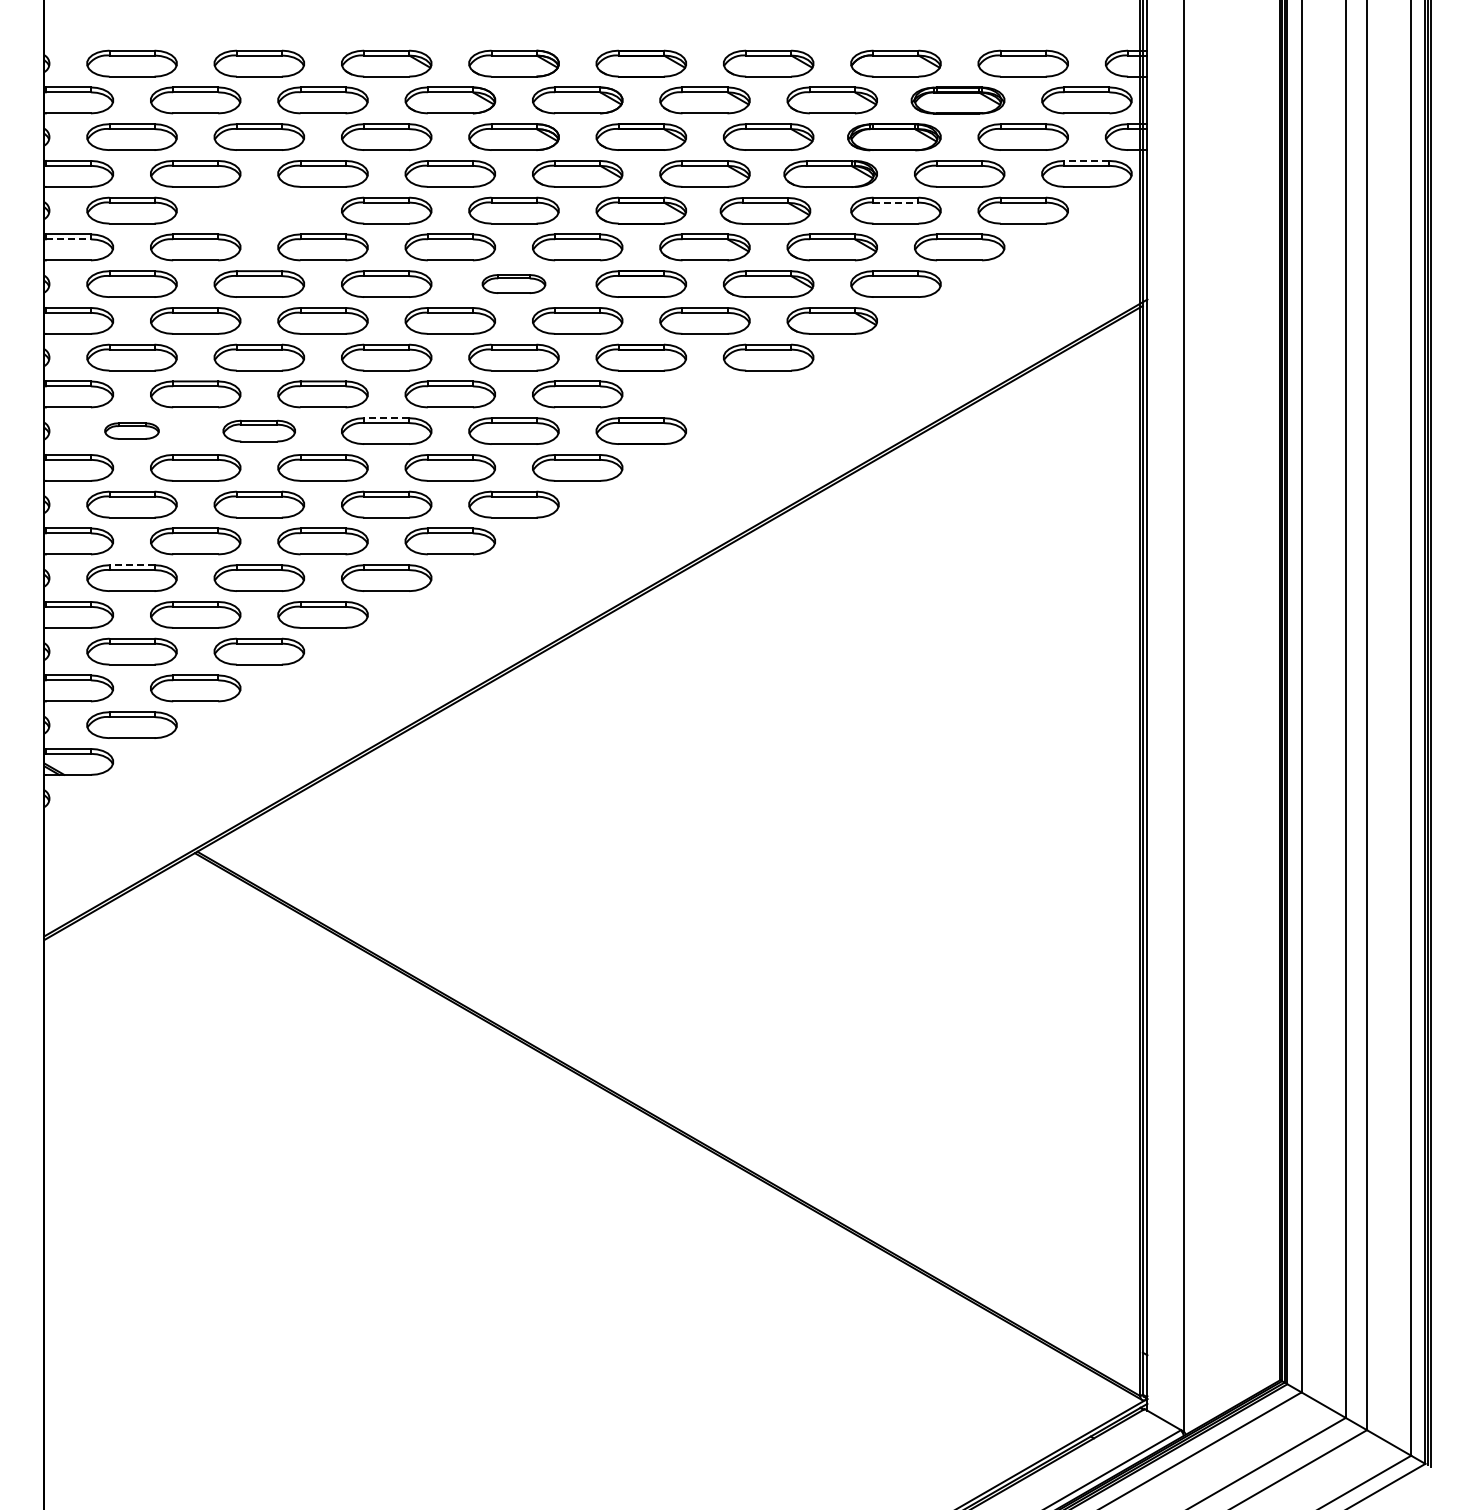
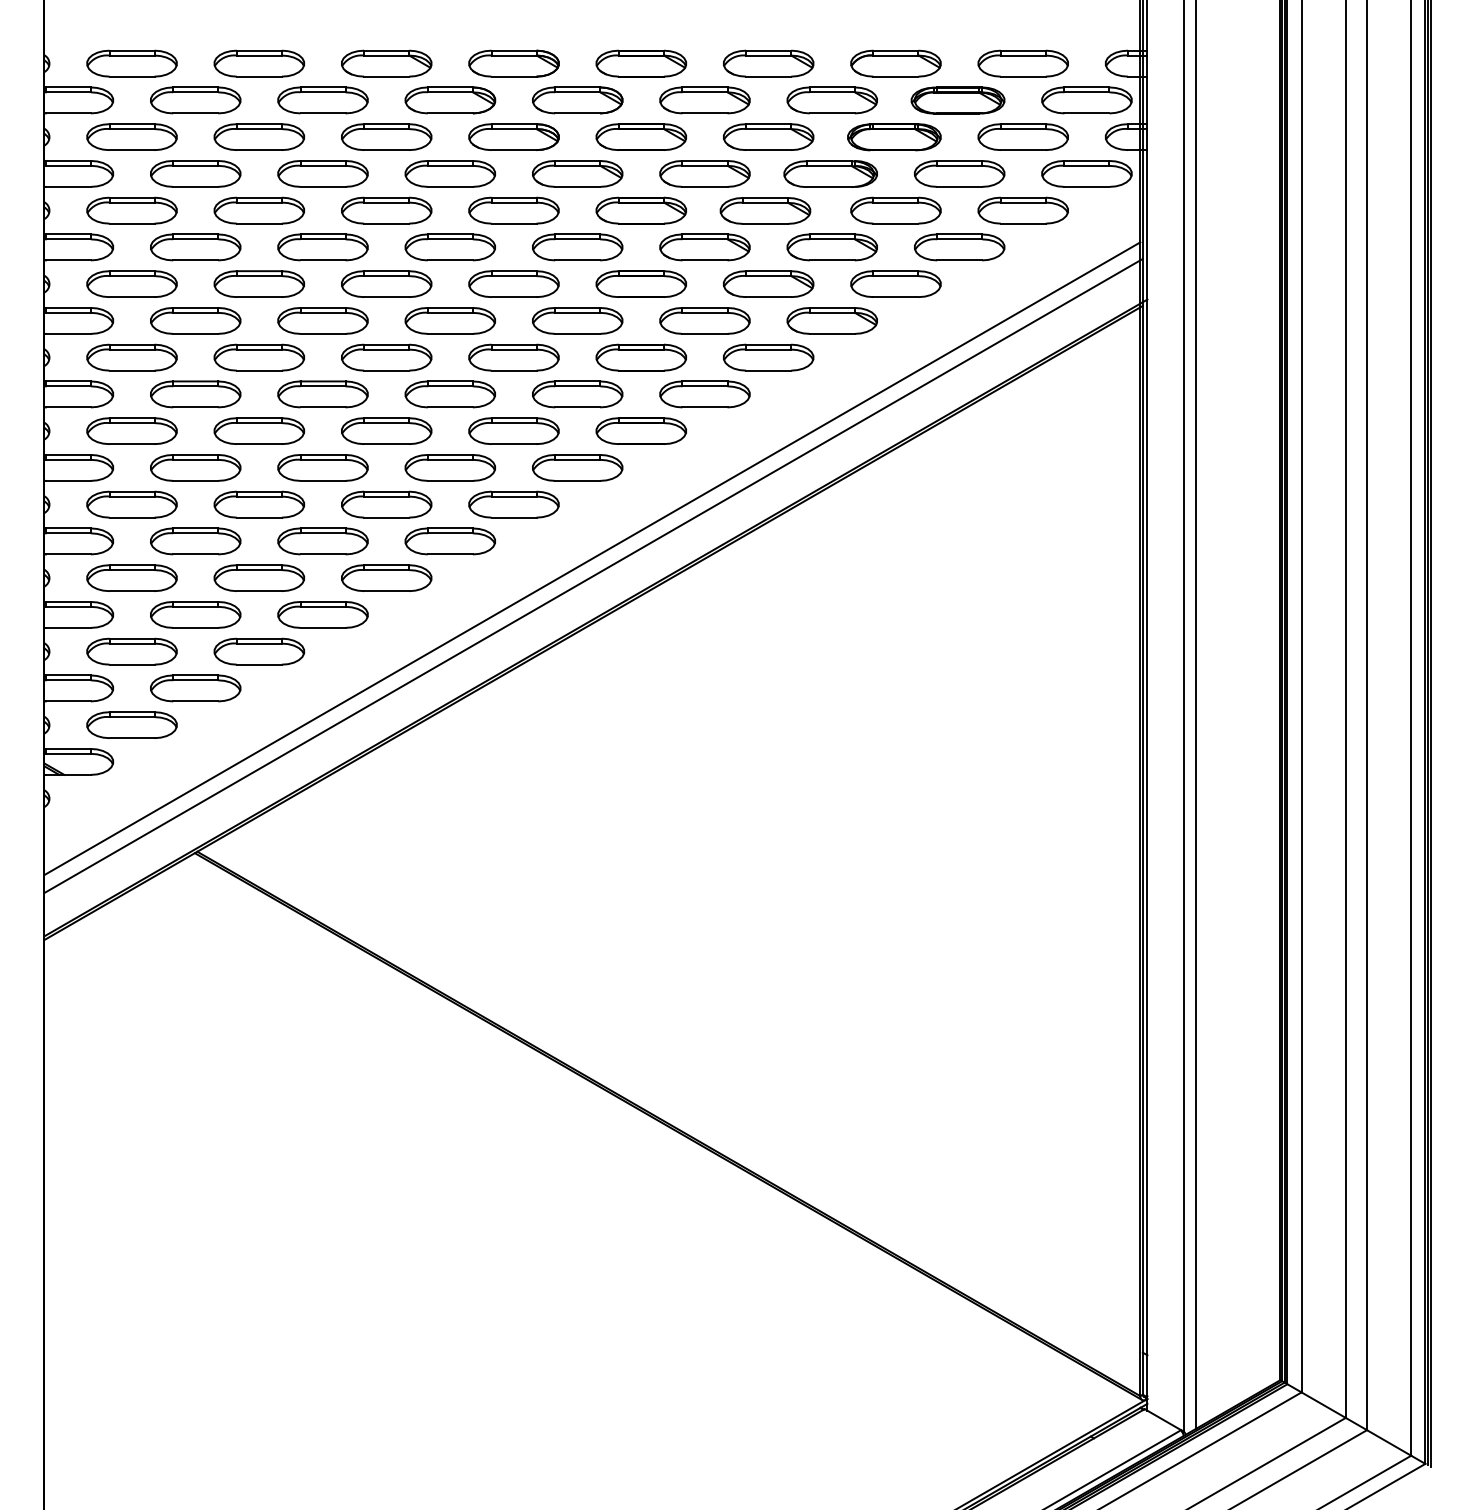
line: dashed -> solid (1086, 160)
line: dashed -> solid (895, 202)
part: none -> present (258, 210)
line: dashed -> solid (68, 239)
part size: 66x20 px -> 92x28 px (513, 283)
part: none -> present (704, 394)
line: dashed -> solid (386, 418)
part size: 56x18 px -> 92x28 px (131, 430)
part size: 74x24 px -> 92x28 px (258, 430)
line: none -> present (592, 558)
line: dashed -> solid (132, 565)
line: none -> present (593, 575)
line: none -> present (1195, 715)
